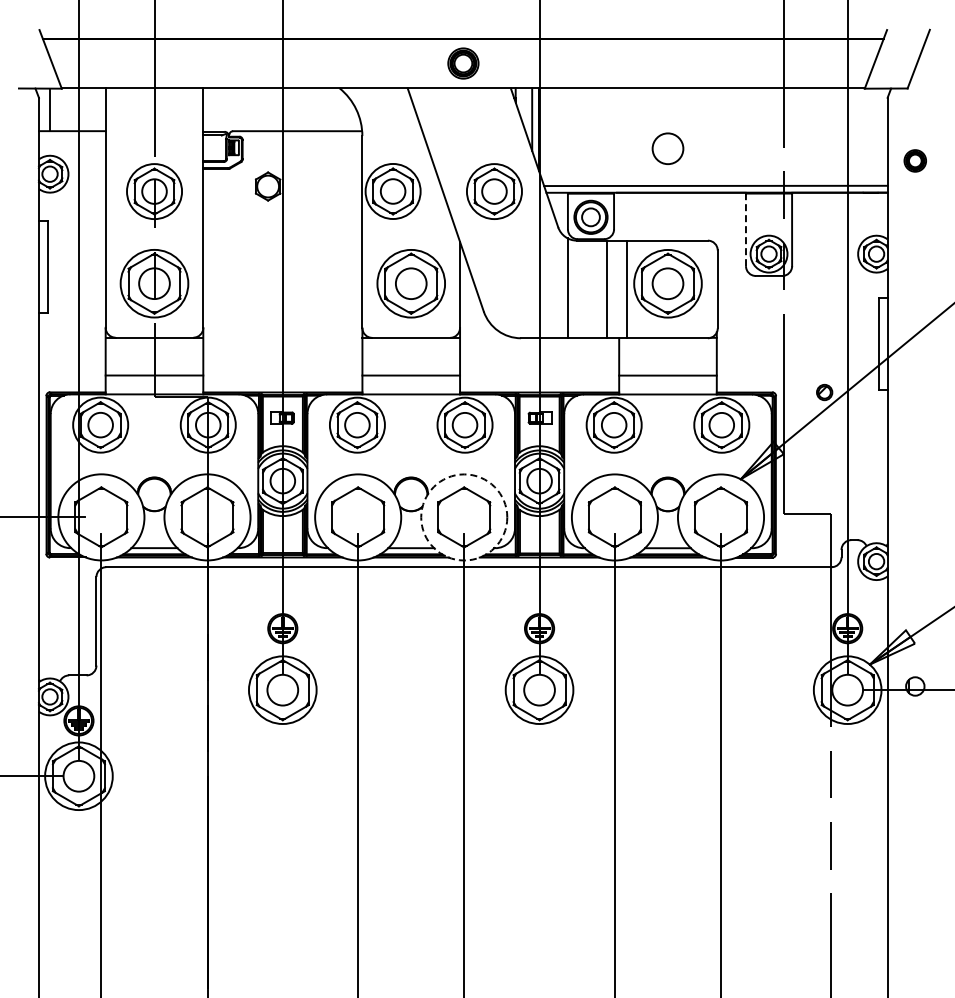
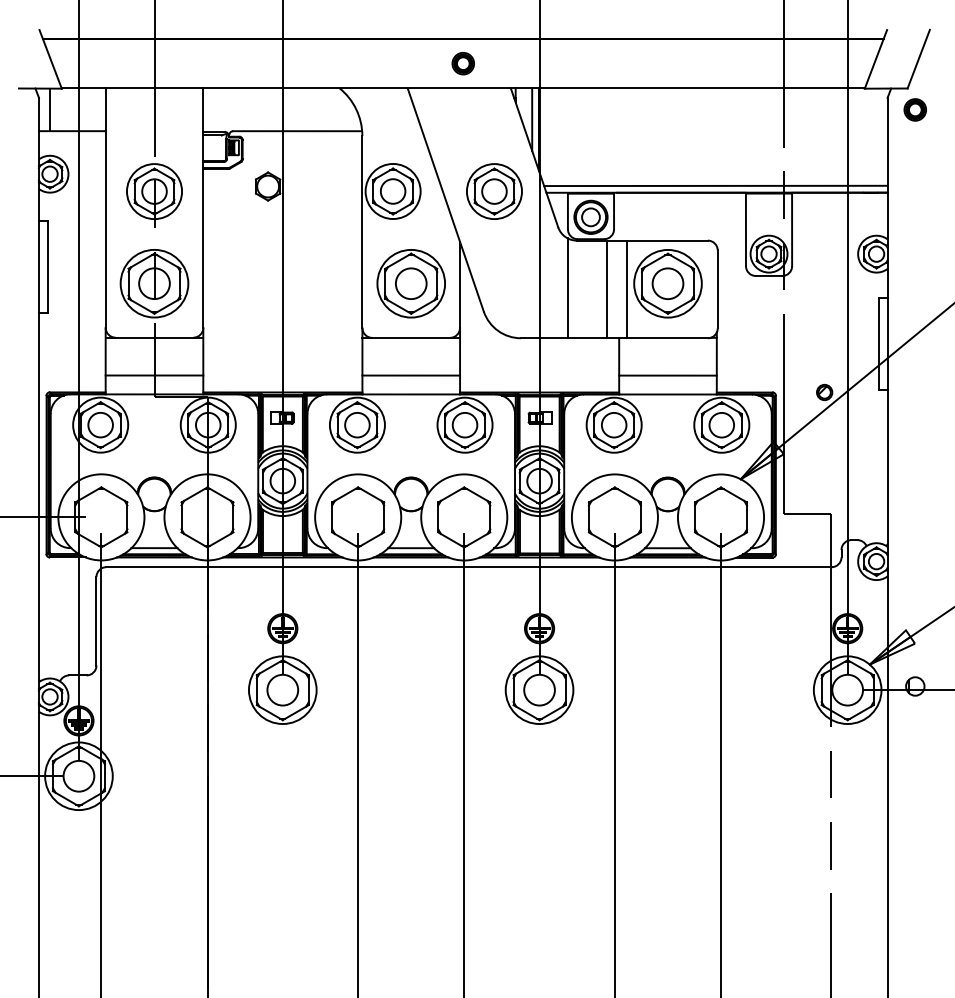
part size: 33x33 px -> 24x24 px (462, 63)
circle: present -> none (667, 148)
part position: (914, 160) -> (914, 109) (914, 109)
line: dashed -> solid (745, 229)
circle: dashed -> solid (464, 517)
